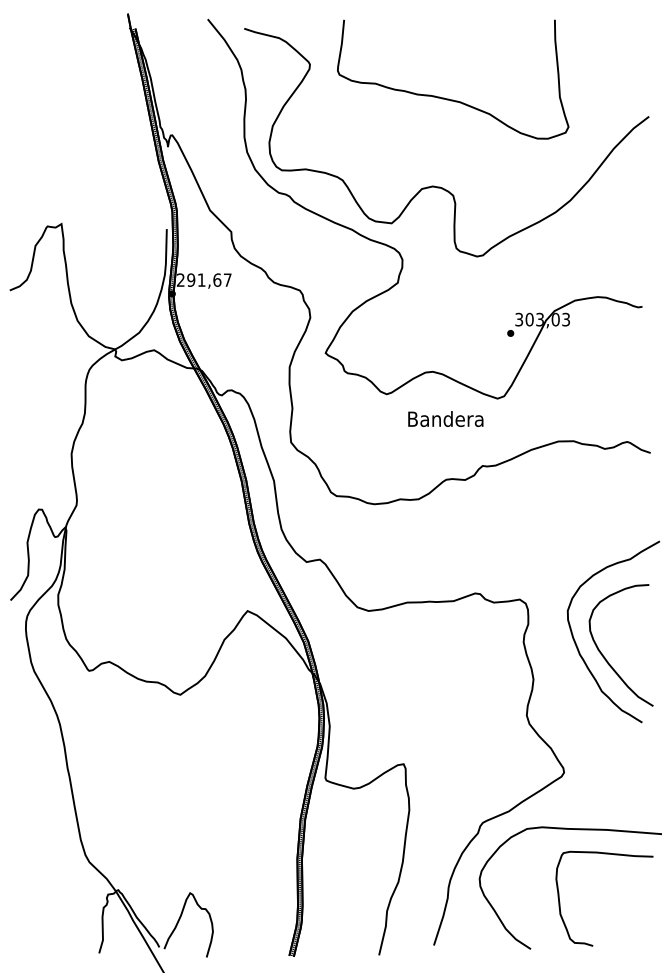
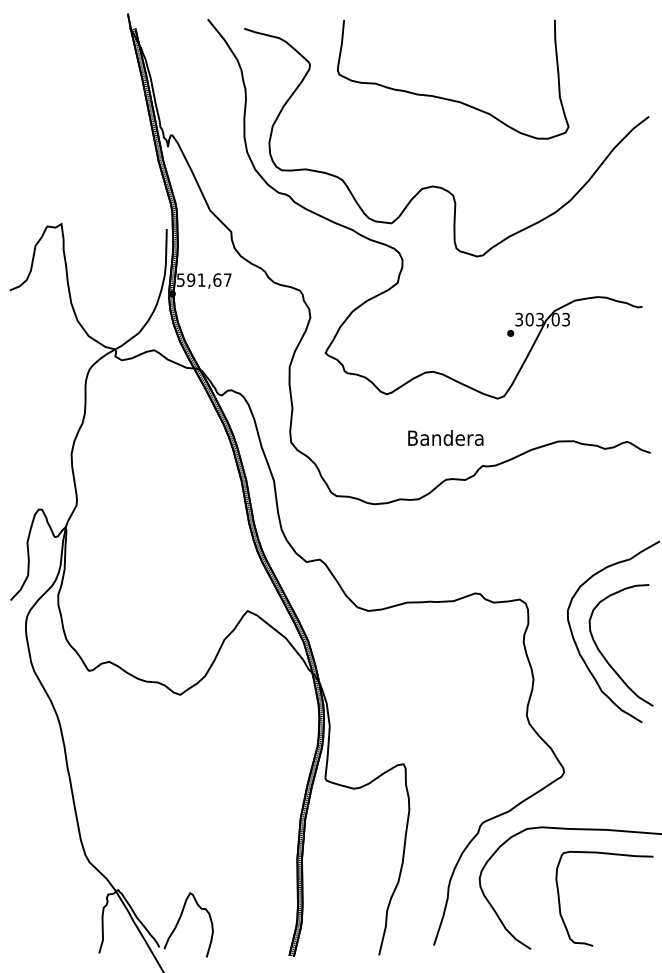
text: 291,67 -> 591,67 (180, 279)
text position: (445, 418) -> (445, 437) (445, 437)
